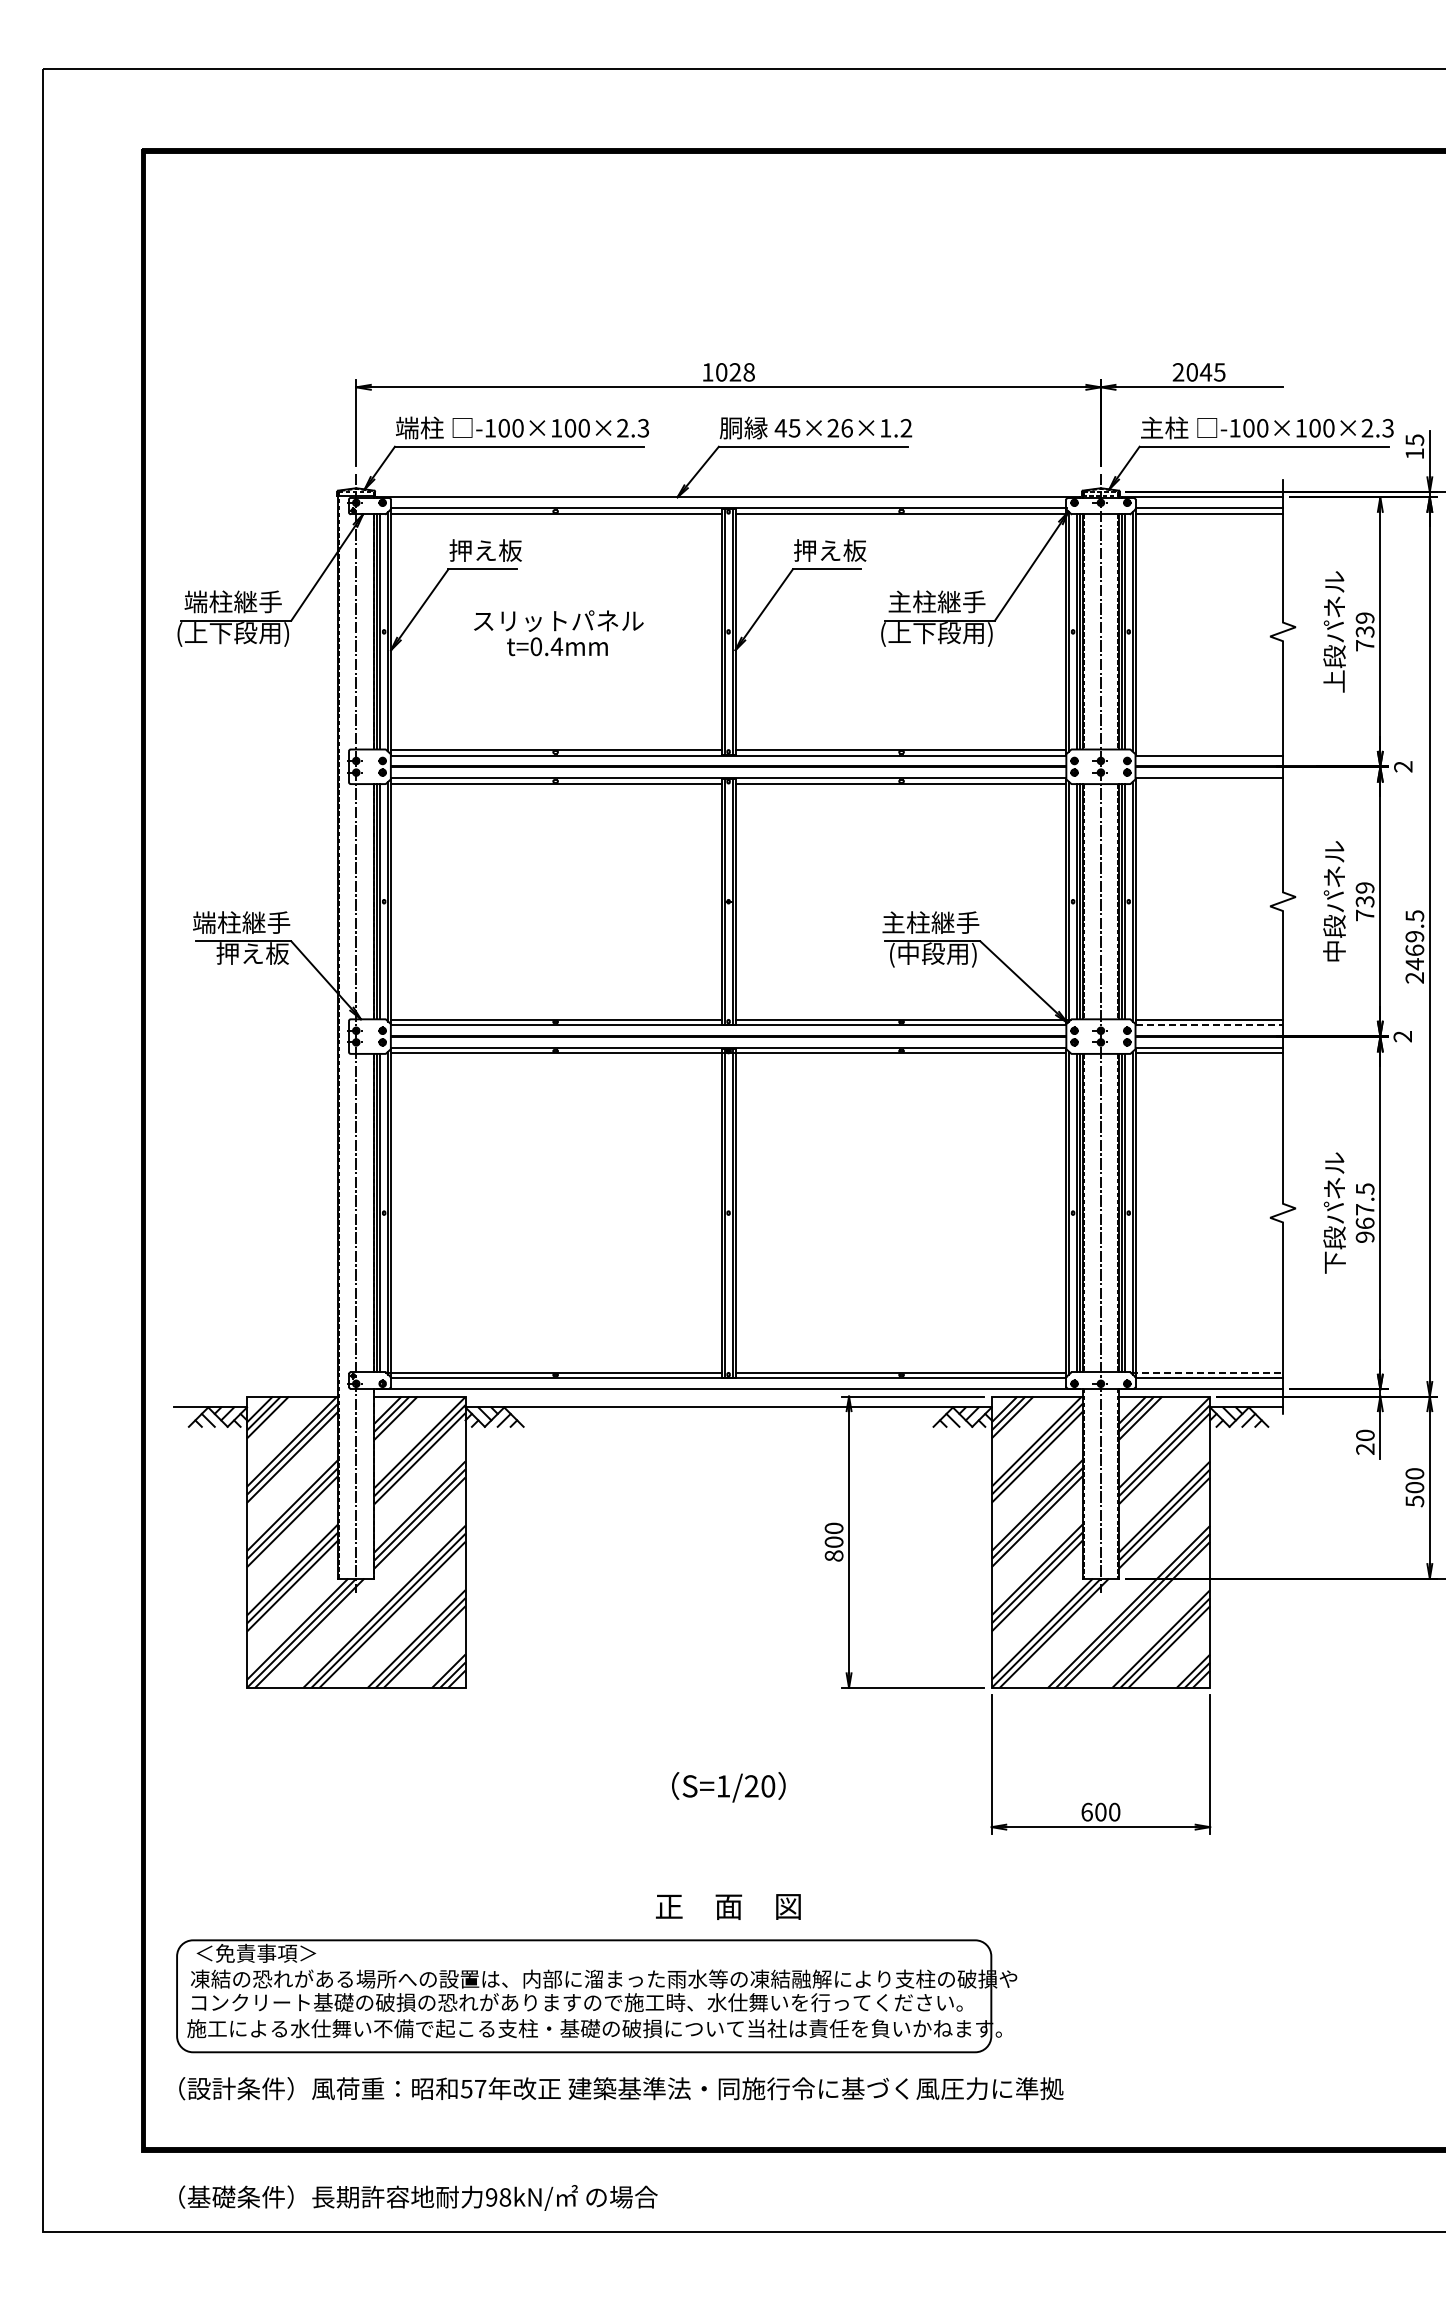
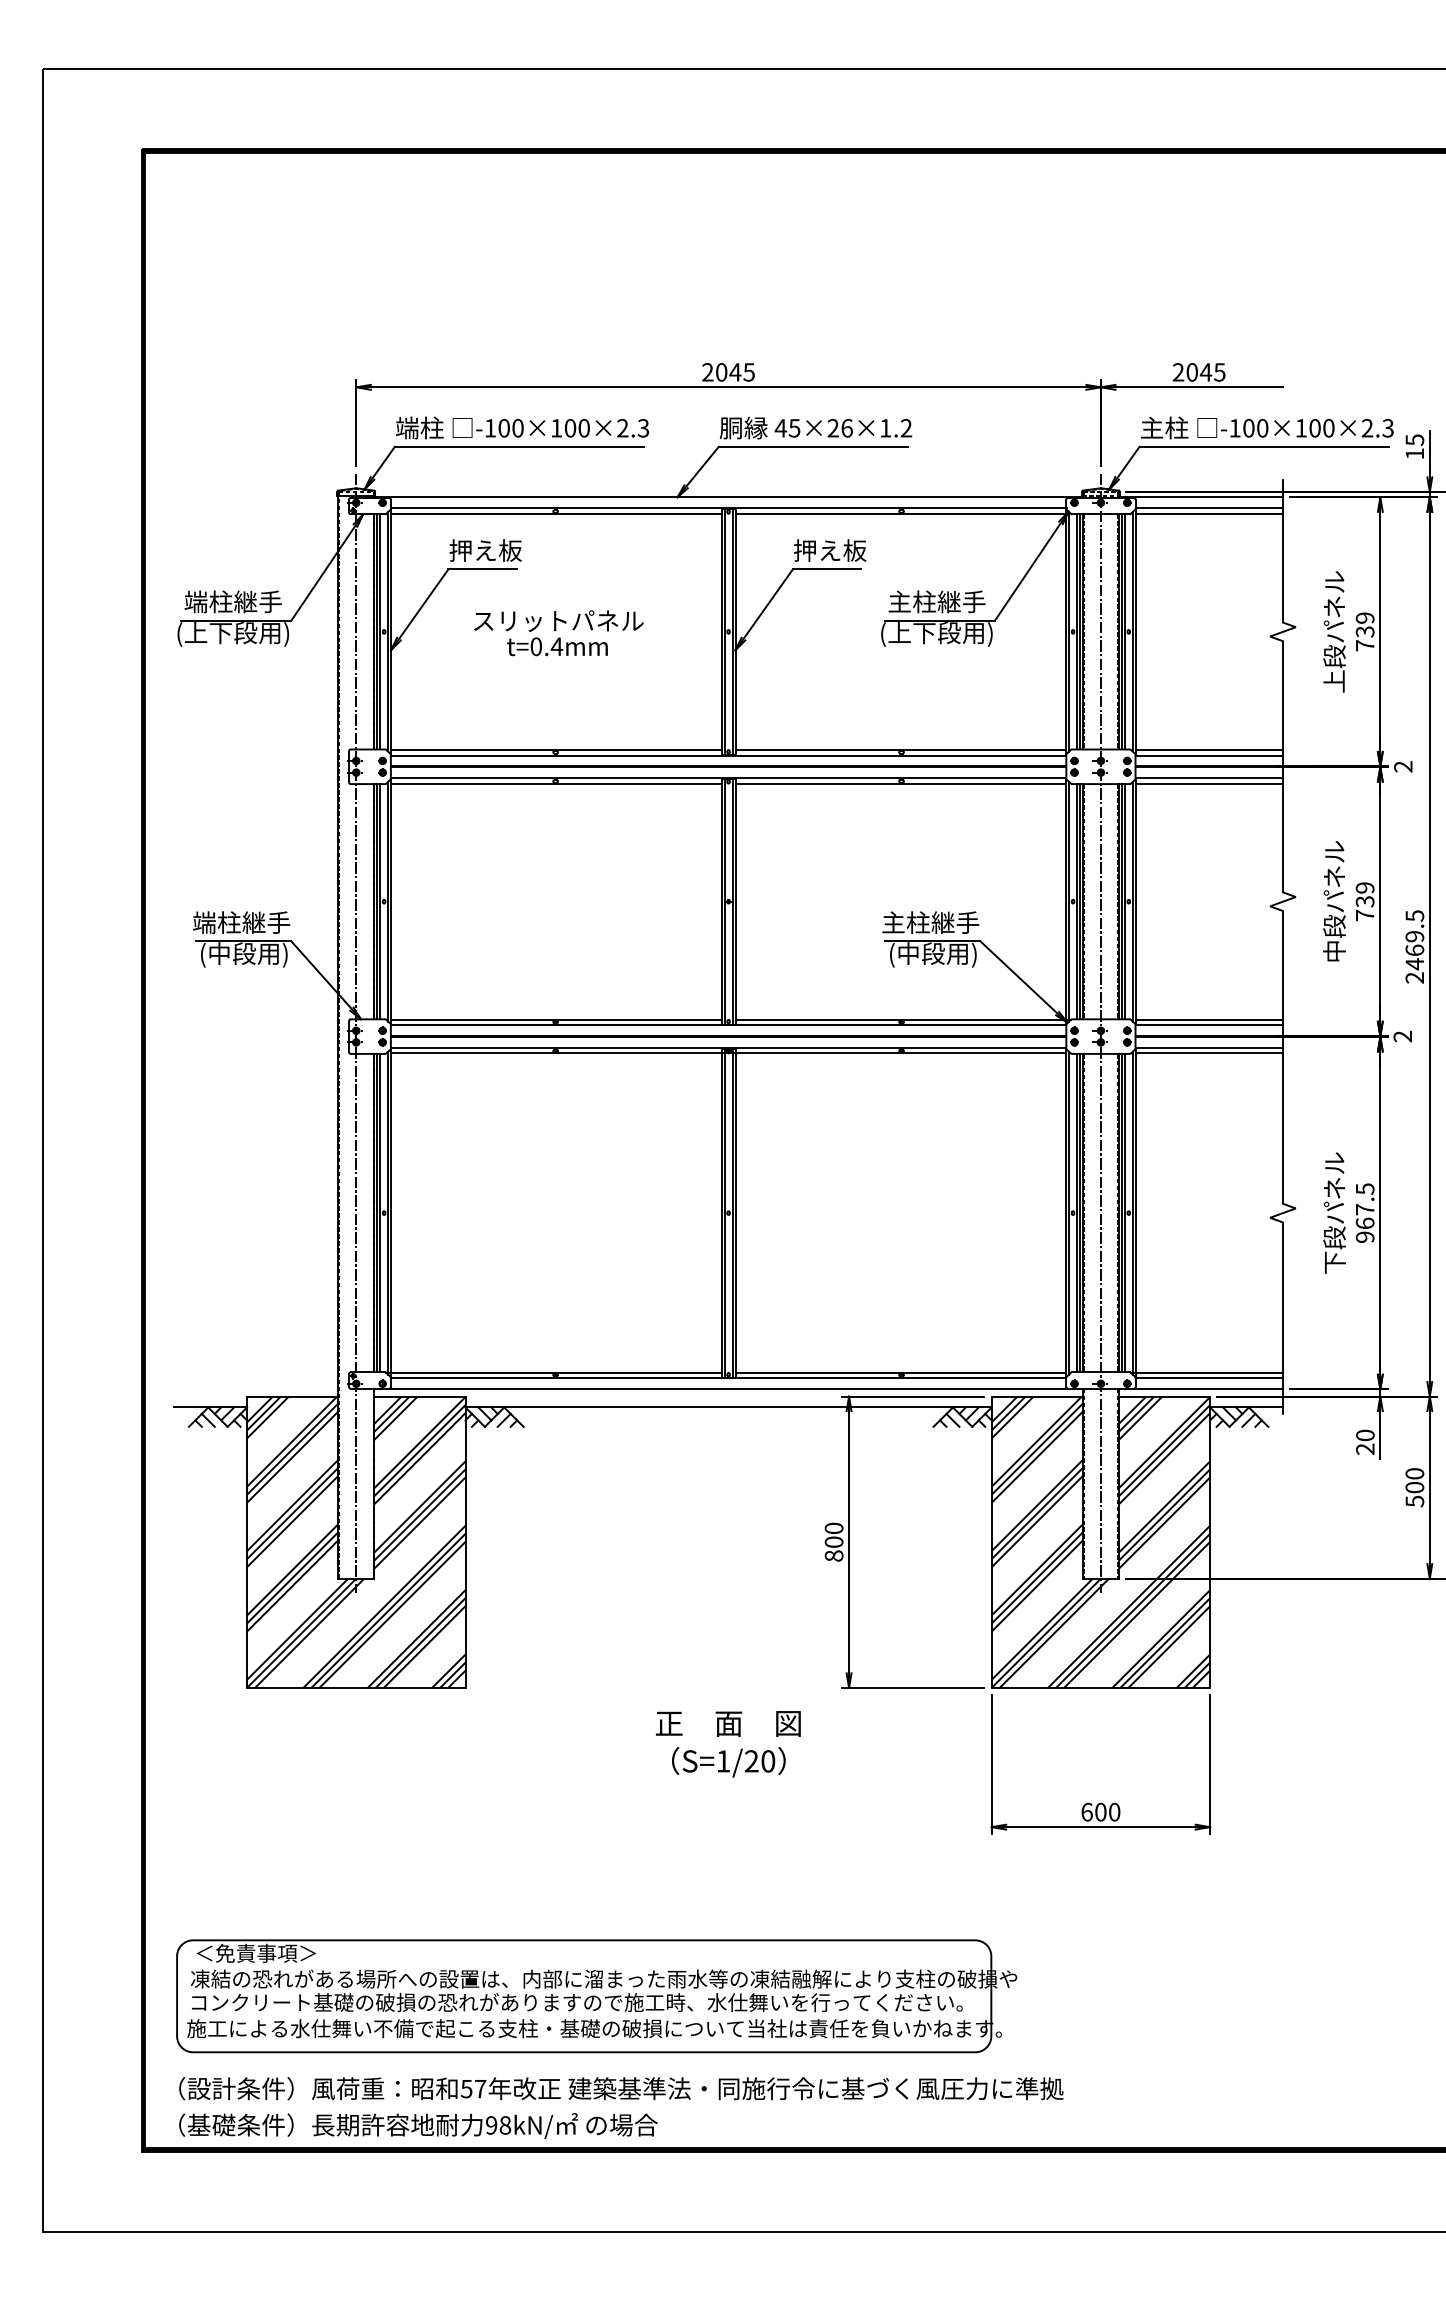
text: 1028 -> 2045 (728, 372)
line: none -> present (1208, 750)
line: none -> present (1208, 783)
text: 押え板 -> (中段用) (244, 954)
line: dashed -> solid (1209, 1025)
line: dashed -> solid (1207, 1372)
text position: (728, 1787) -> (728, 1762) (728, 1762)
text position: (728, 1906) -> (728, 1723) (728, 1723)
text position: (418, 2197) -> (418, 2125) (418, 2125)
